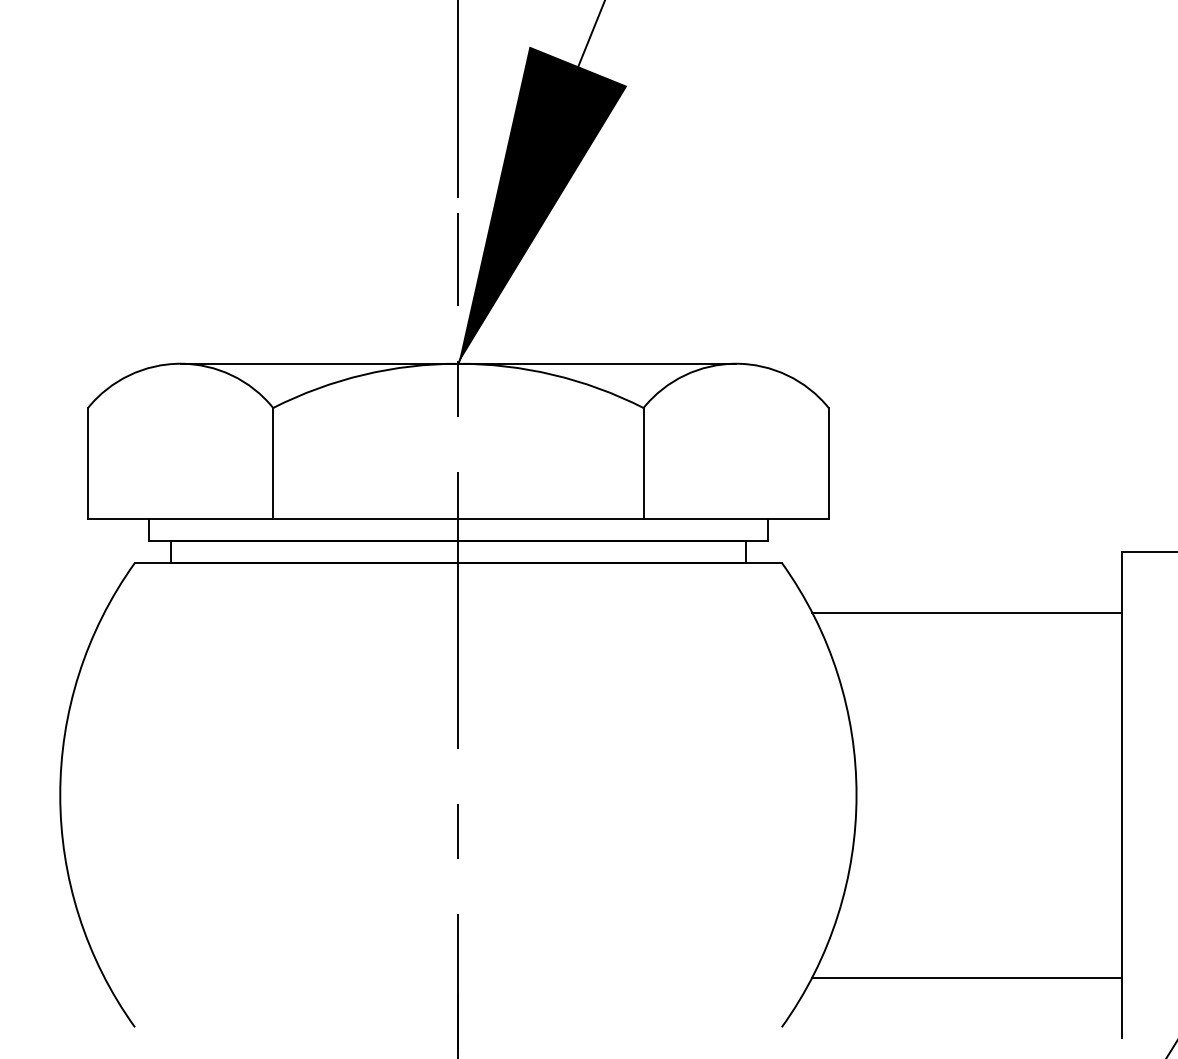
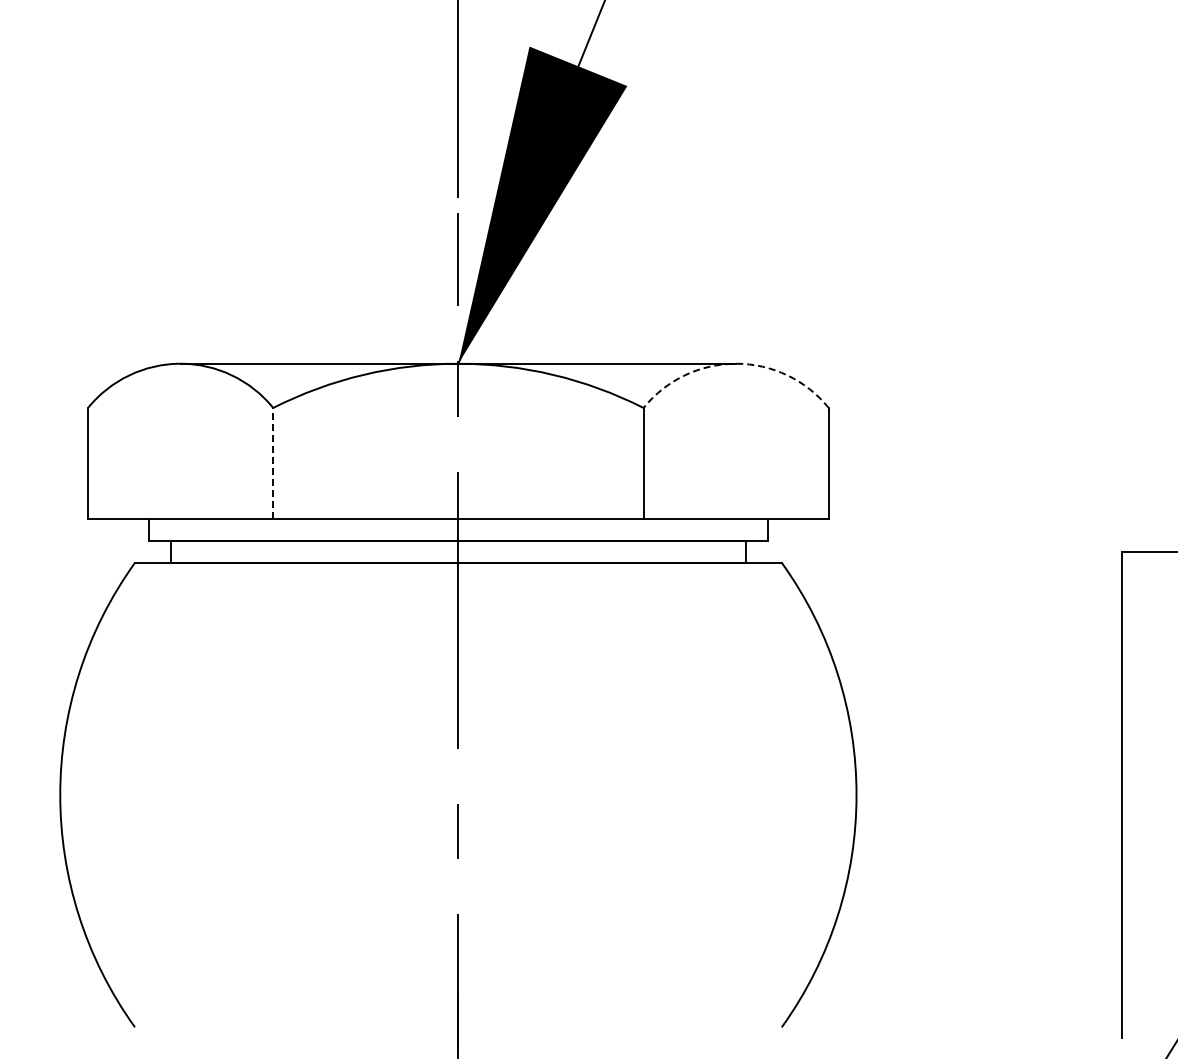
arc: solid -> dashed (736, 363)
line: solid -> dashed (273, 462)
line: present -> none (966, 612)
line: present -> none (966, 977)
